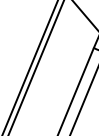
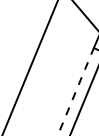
line: present -> none (36, 67)
line: solid -> dashed (76, 91)
